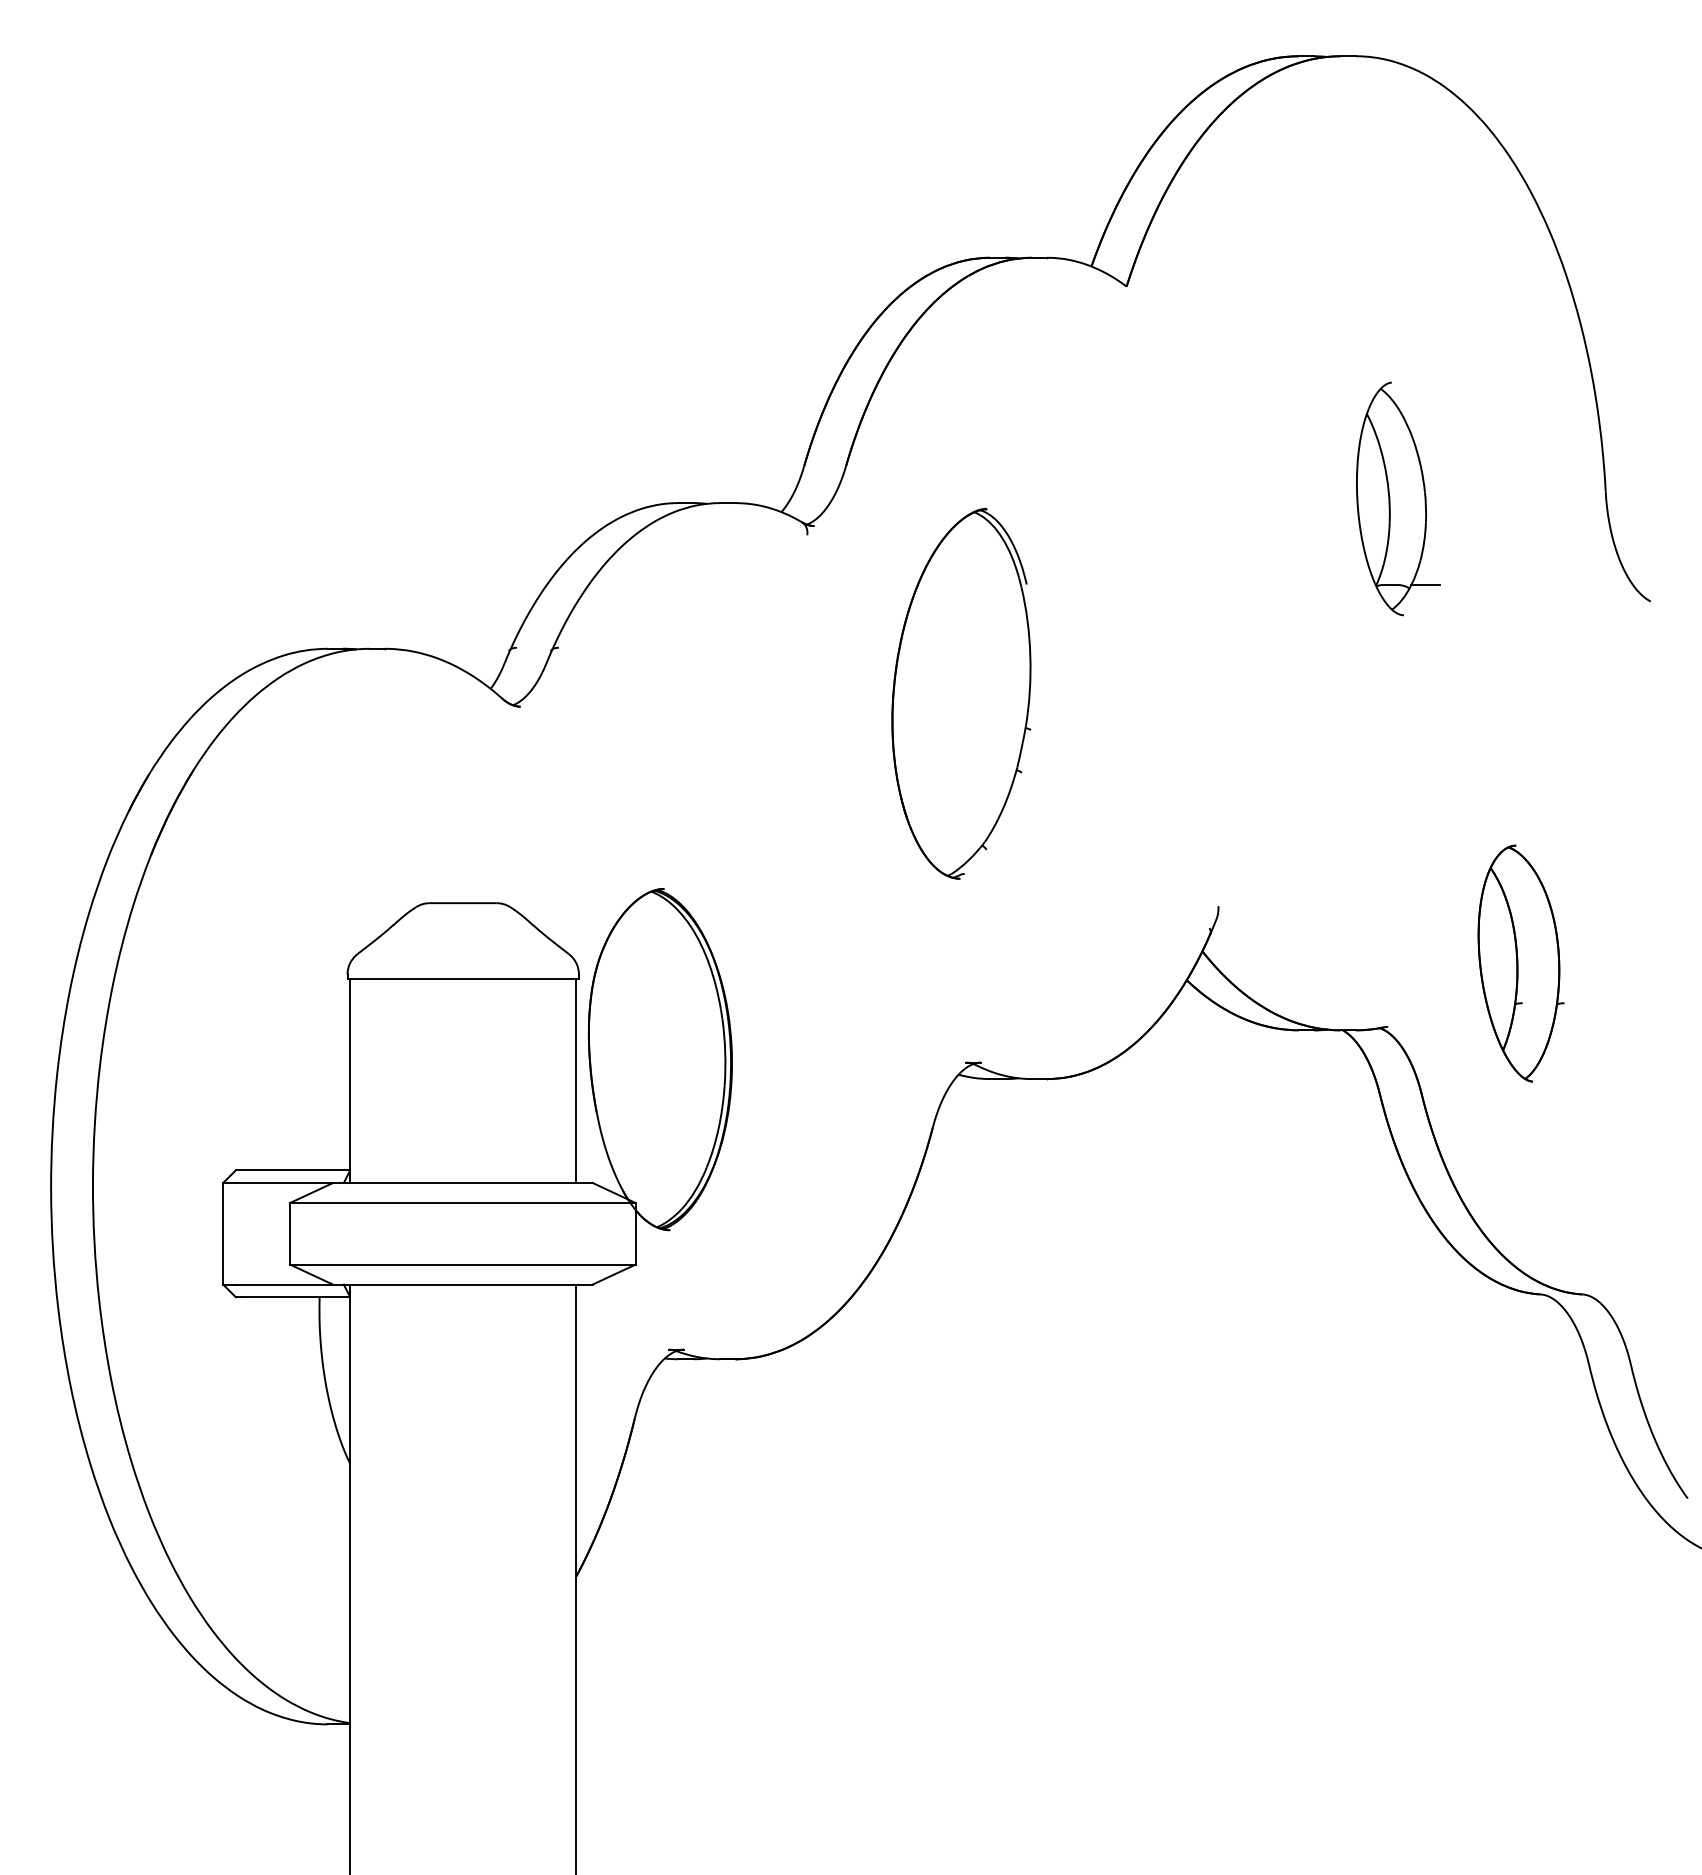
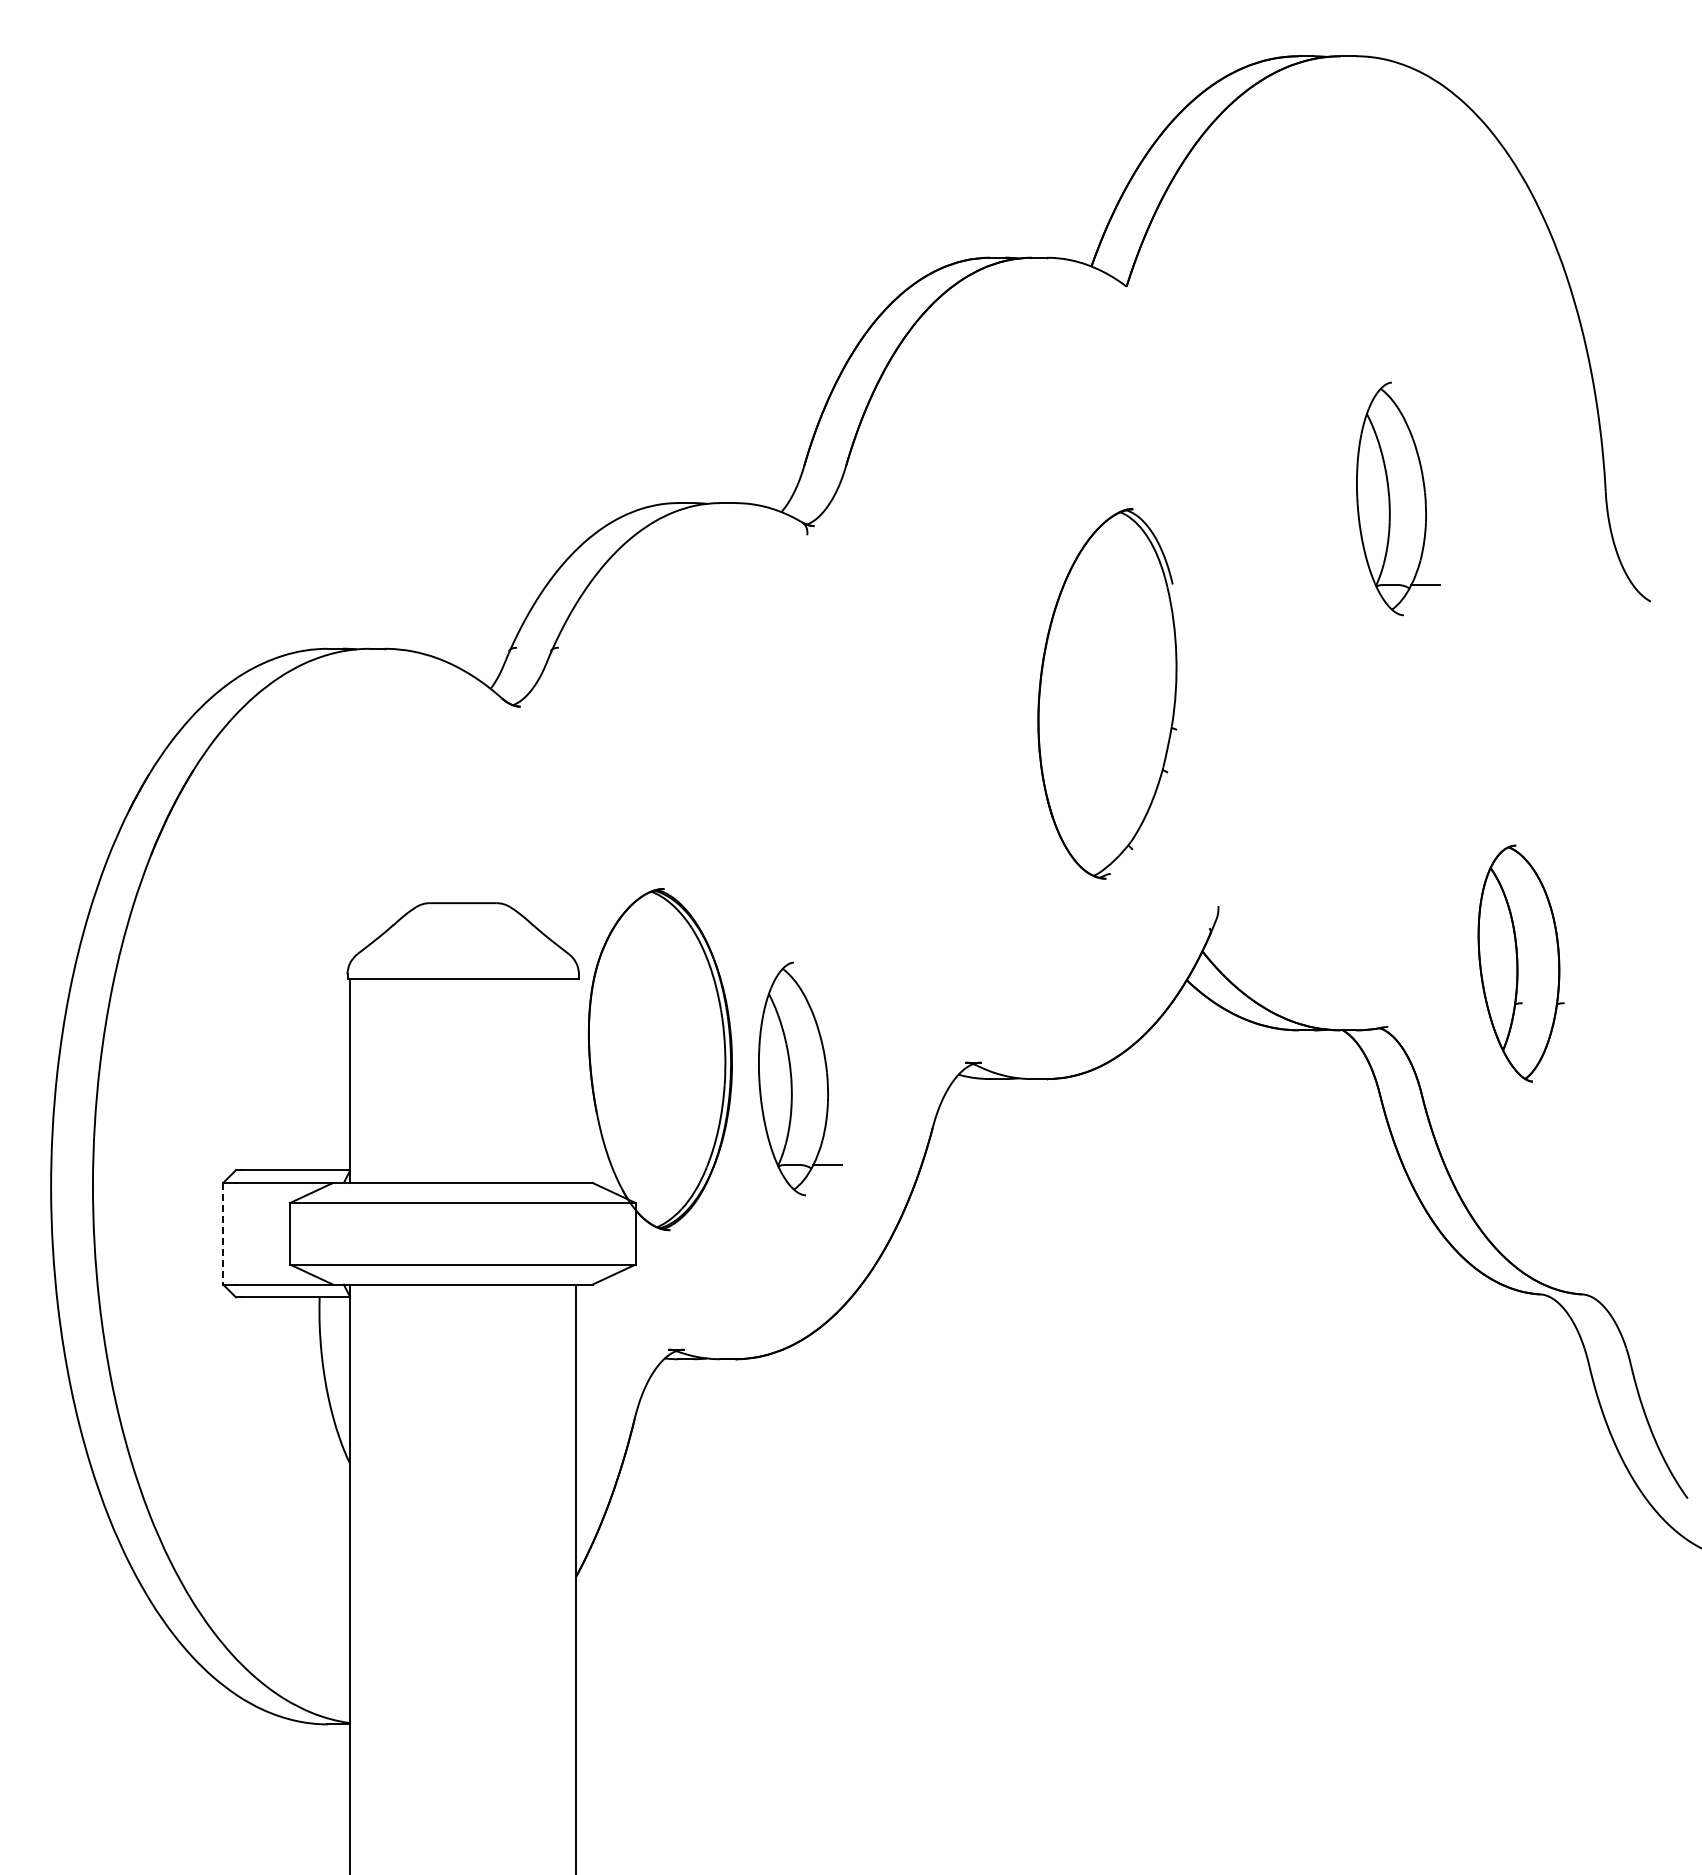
part position: (961, 693) -> (1107, 693) (1107, 693)
part: none -> present (800, 1078)
line: present -> none (576, 1080)
line: solid -> dashed (223, 1233)
